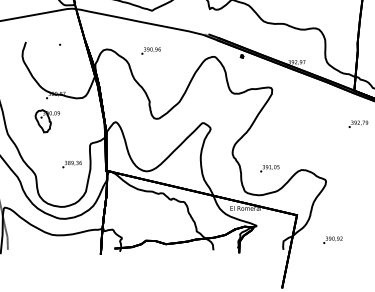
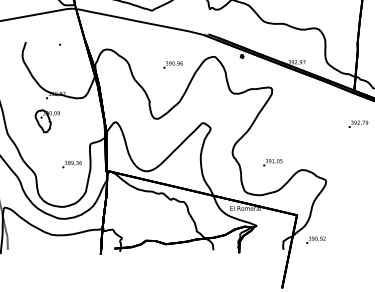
text position: (150, 50) -> (172, 64) (172, 64)
text position: (269, 168) -> (272, 162) (272, 162)
text position: (332, 239) -> (315, 239) (315, 239)
